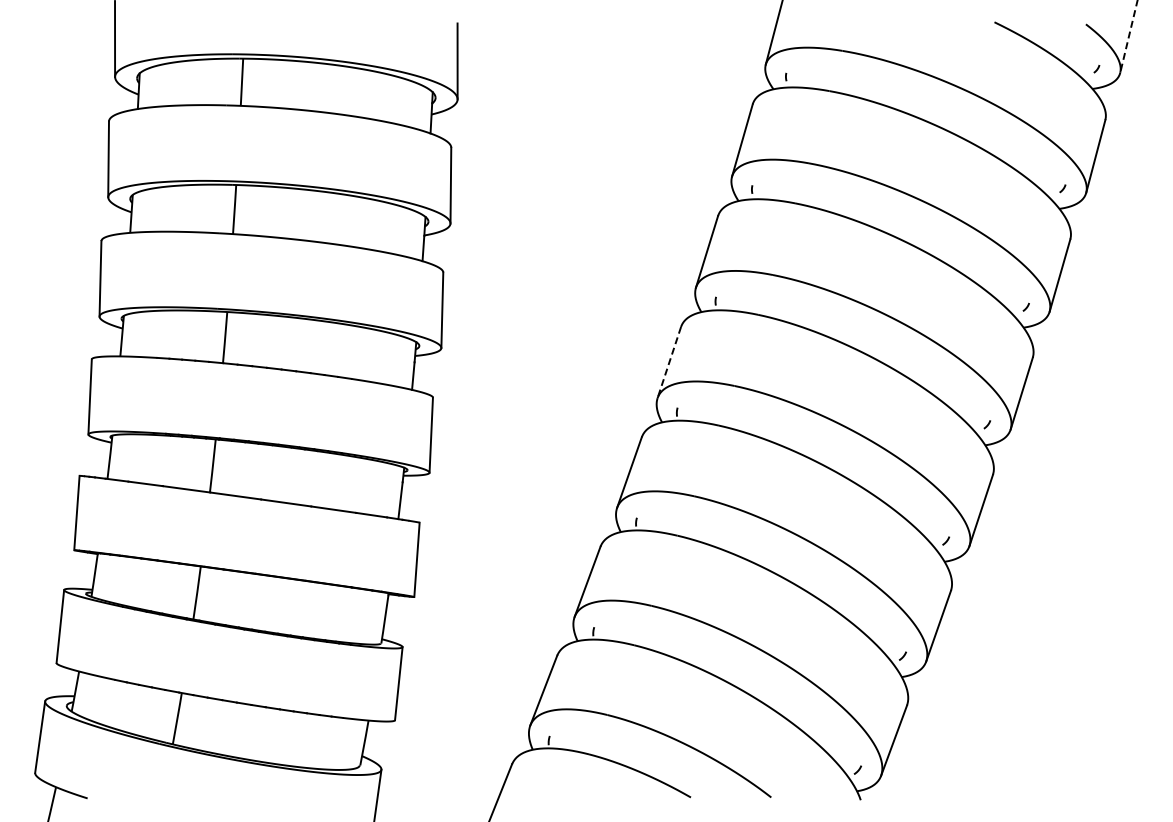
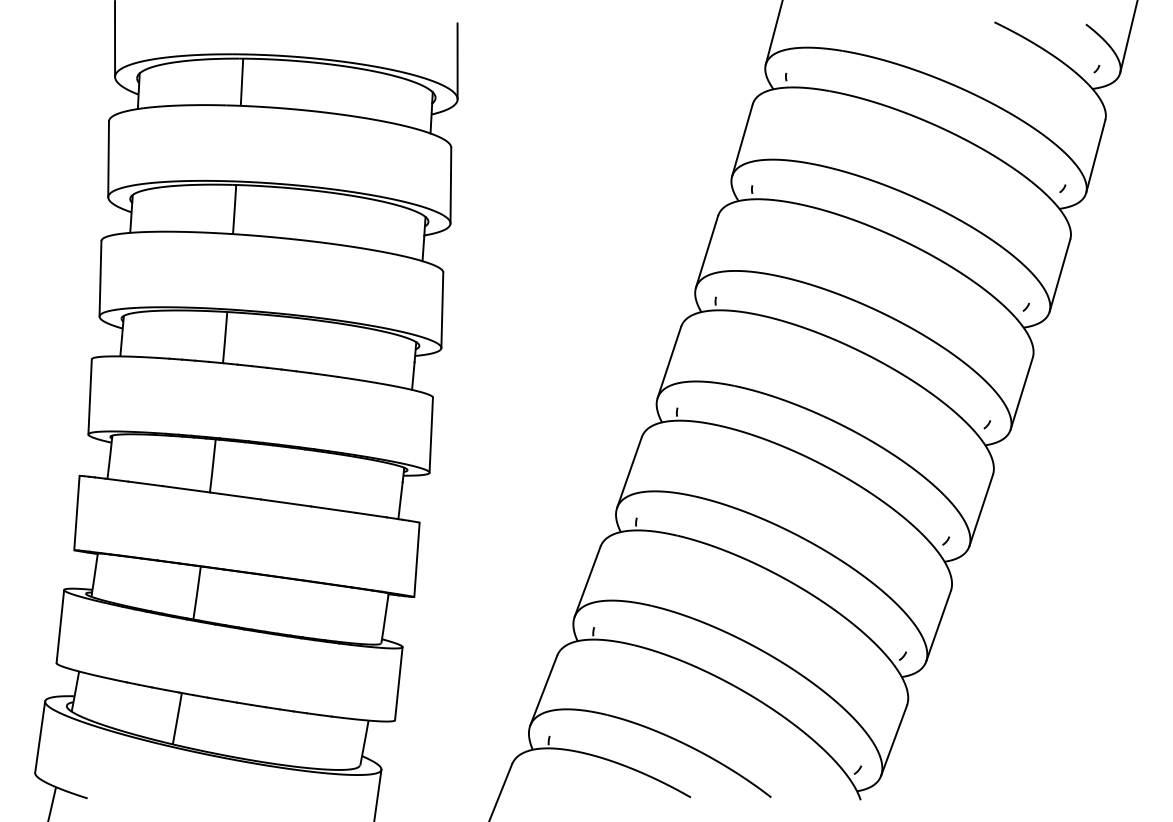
line: dashed -> solid (1128, 37)
line: dashed -> solid (669, 363)
